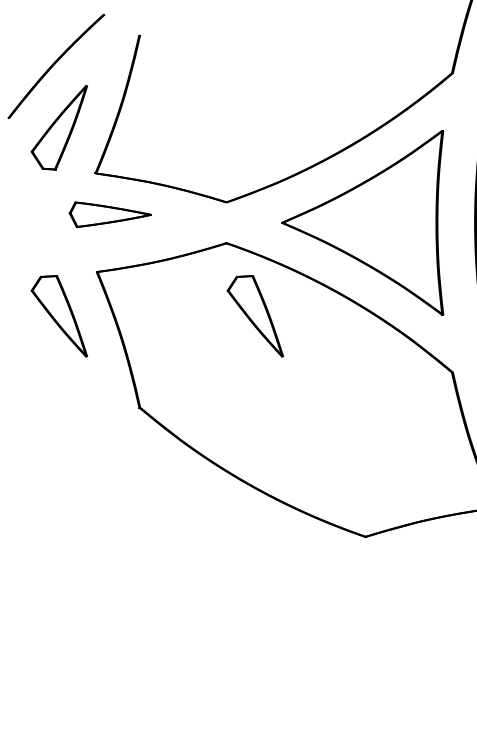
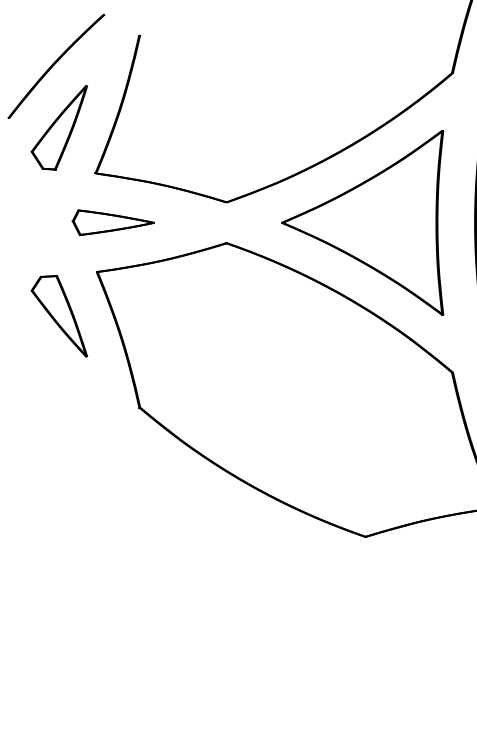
part position: (109, 214) -> (112, 222) (112, 222)
part: present -> none (255, 316)
